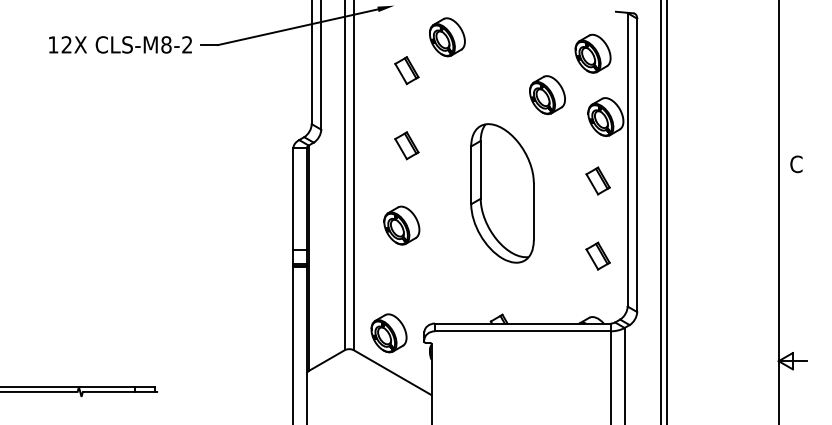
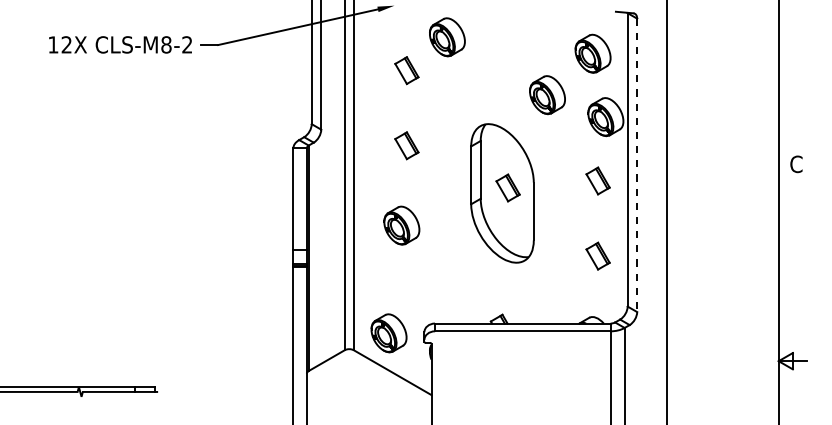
line: solid -> dashed (637, 165)
part: none -> present (507, 187)
line: present -> none (660, 211)
